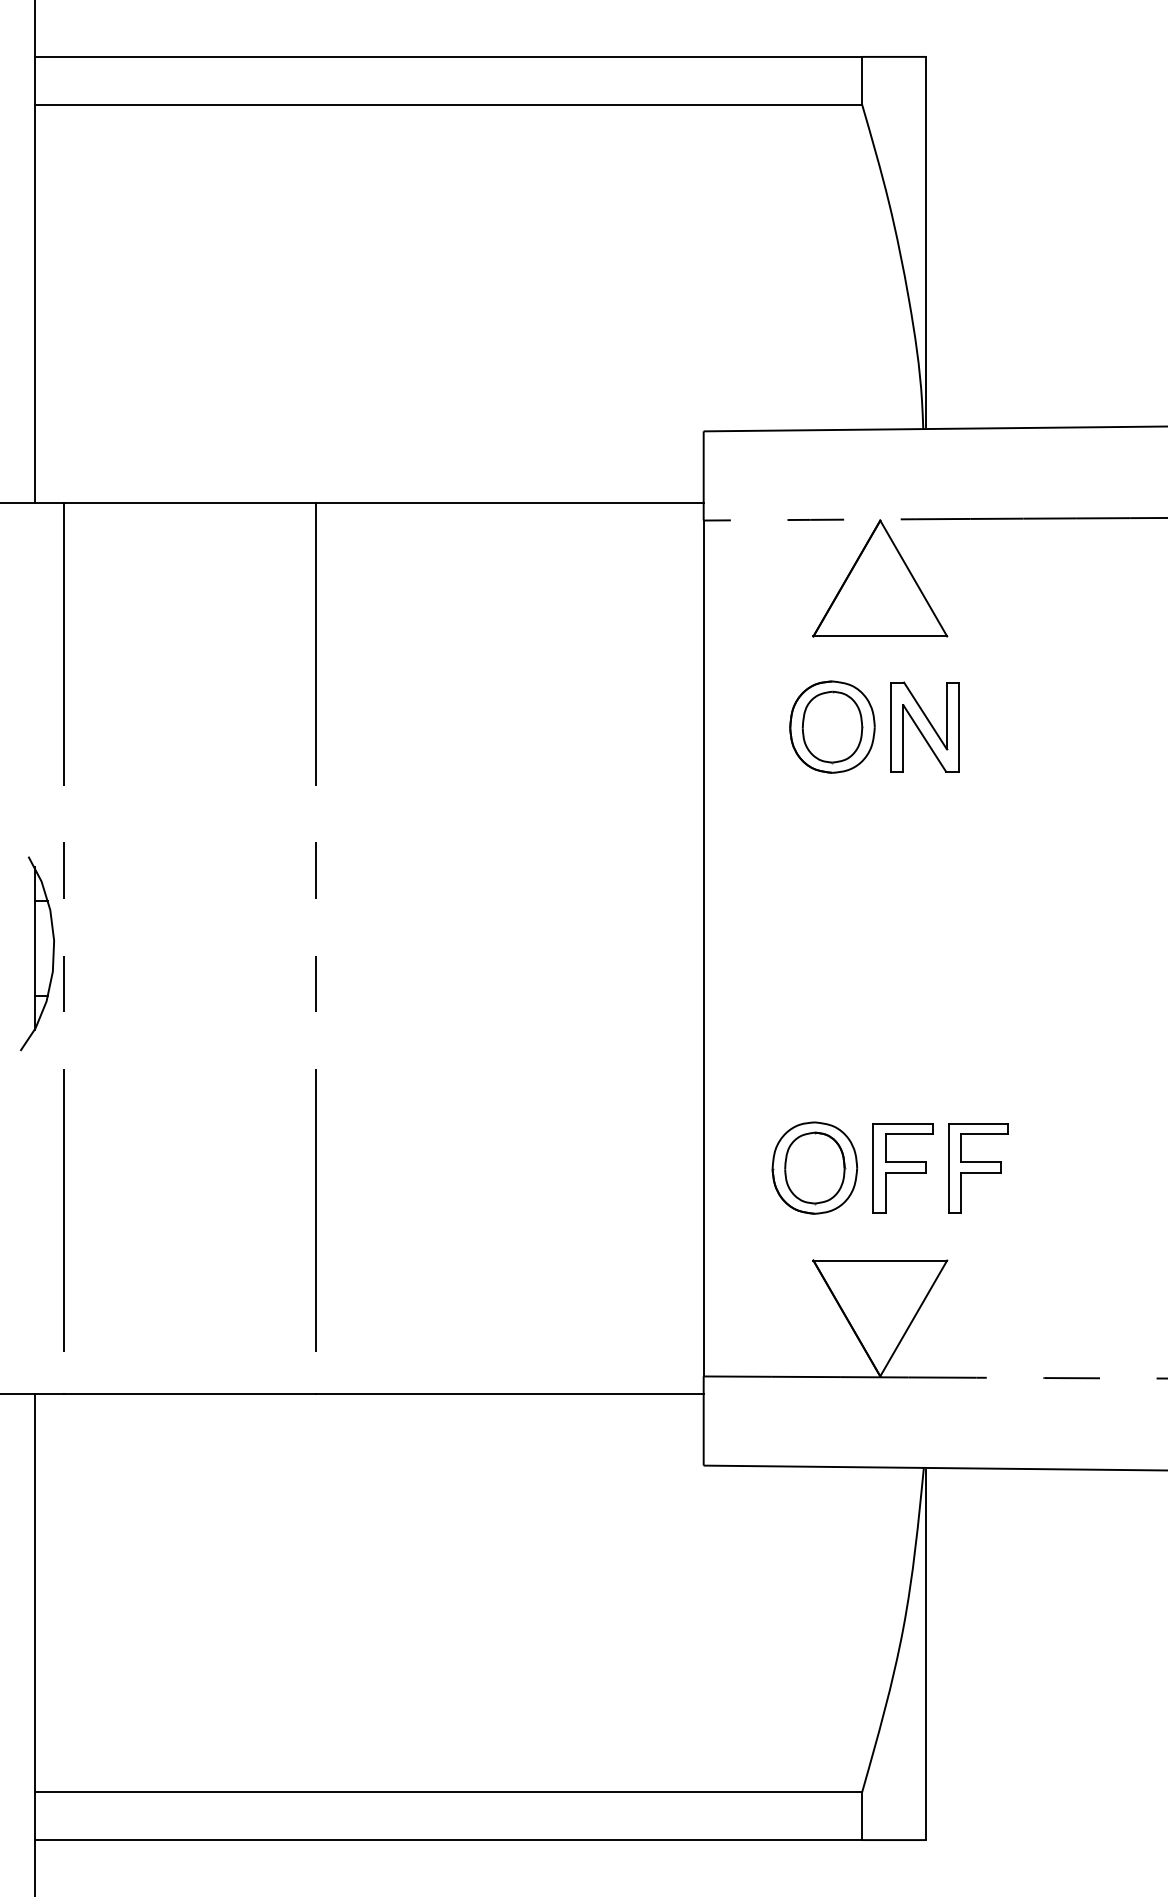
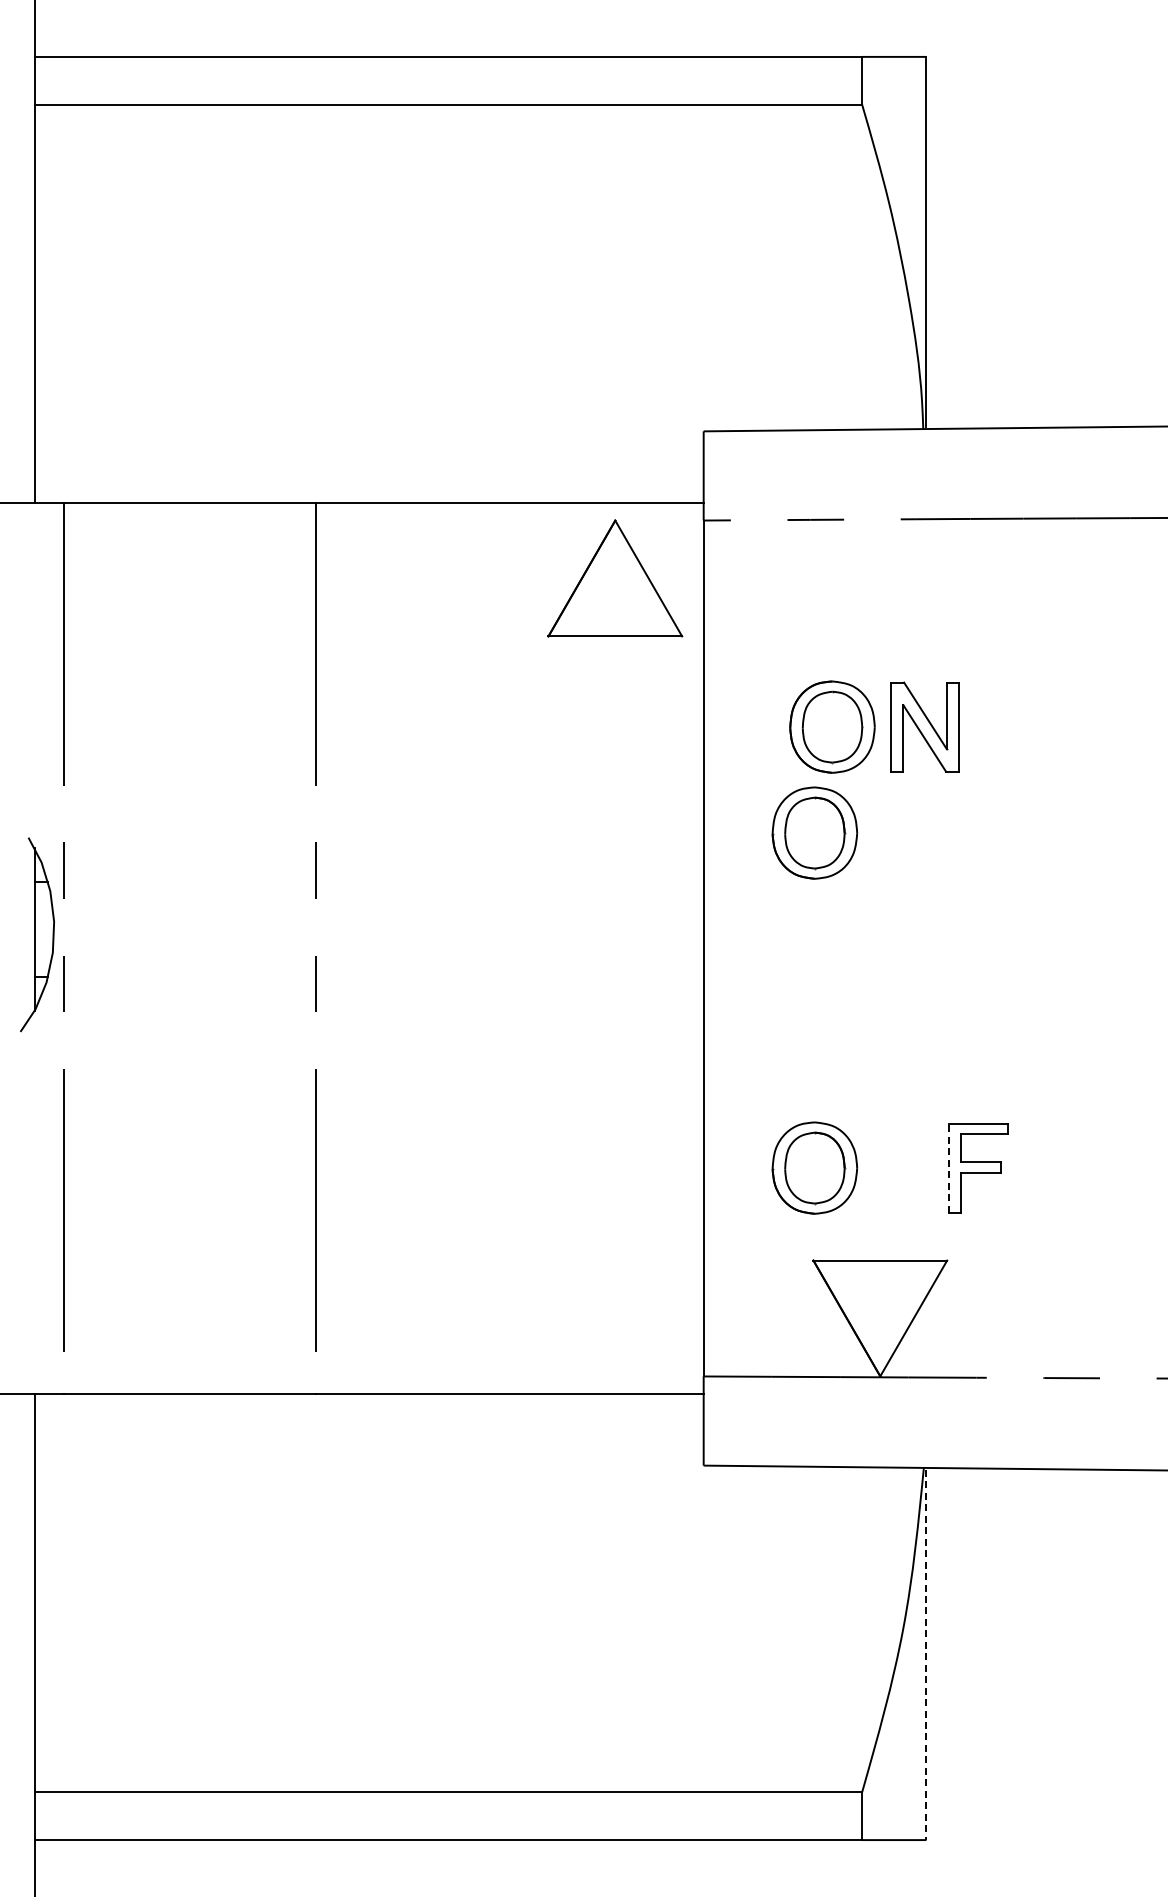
part position: (880, 578) -> (615, 578) (615, 578)
part: none -> present (814, 832)
part position: (37, 953) -> (37, 934) (37, 934)
part: present -> none (902, 1168)
line: solid -> dashed (948, 1168)
line: solid -> dashed (926, 1655)
